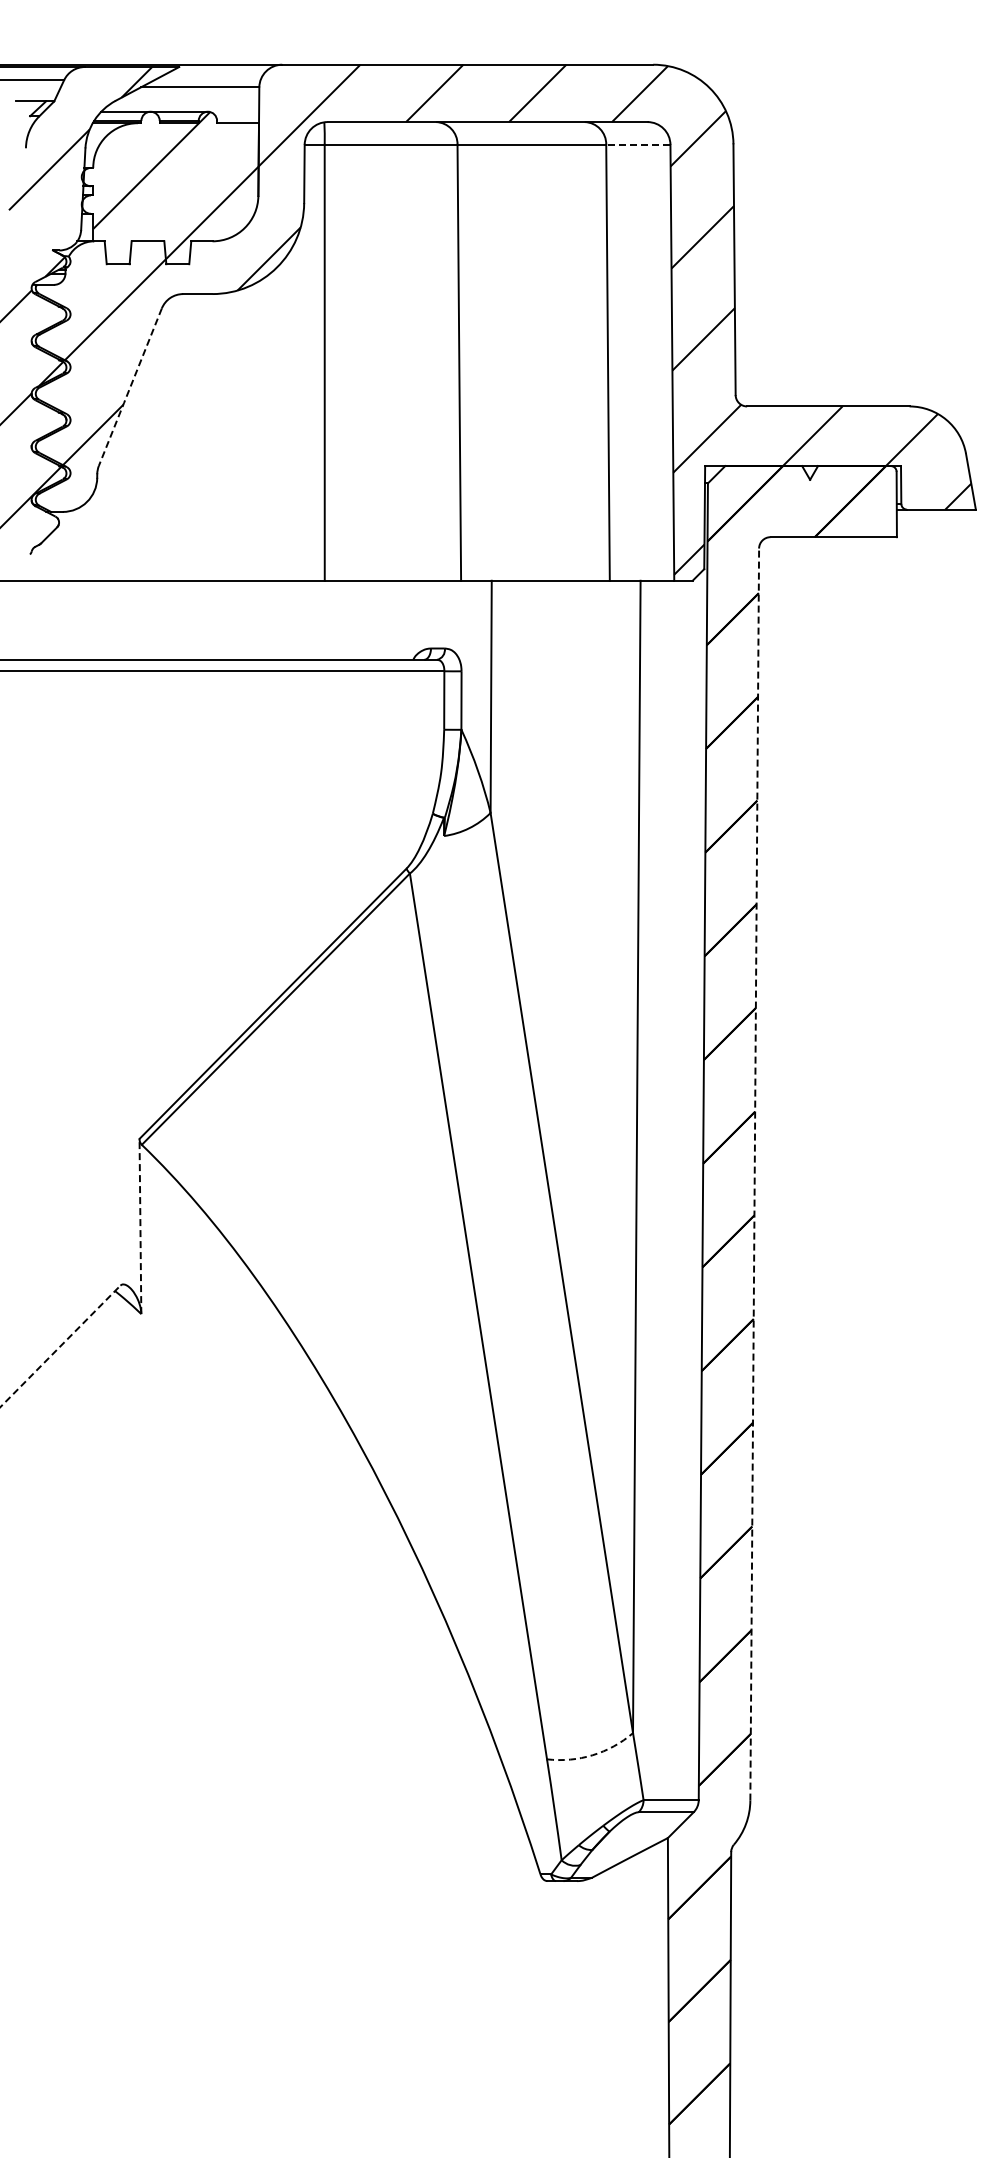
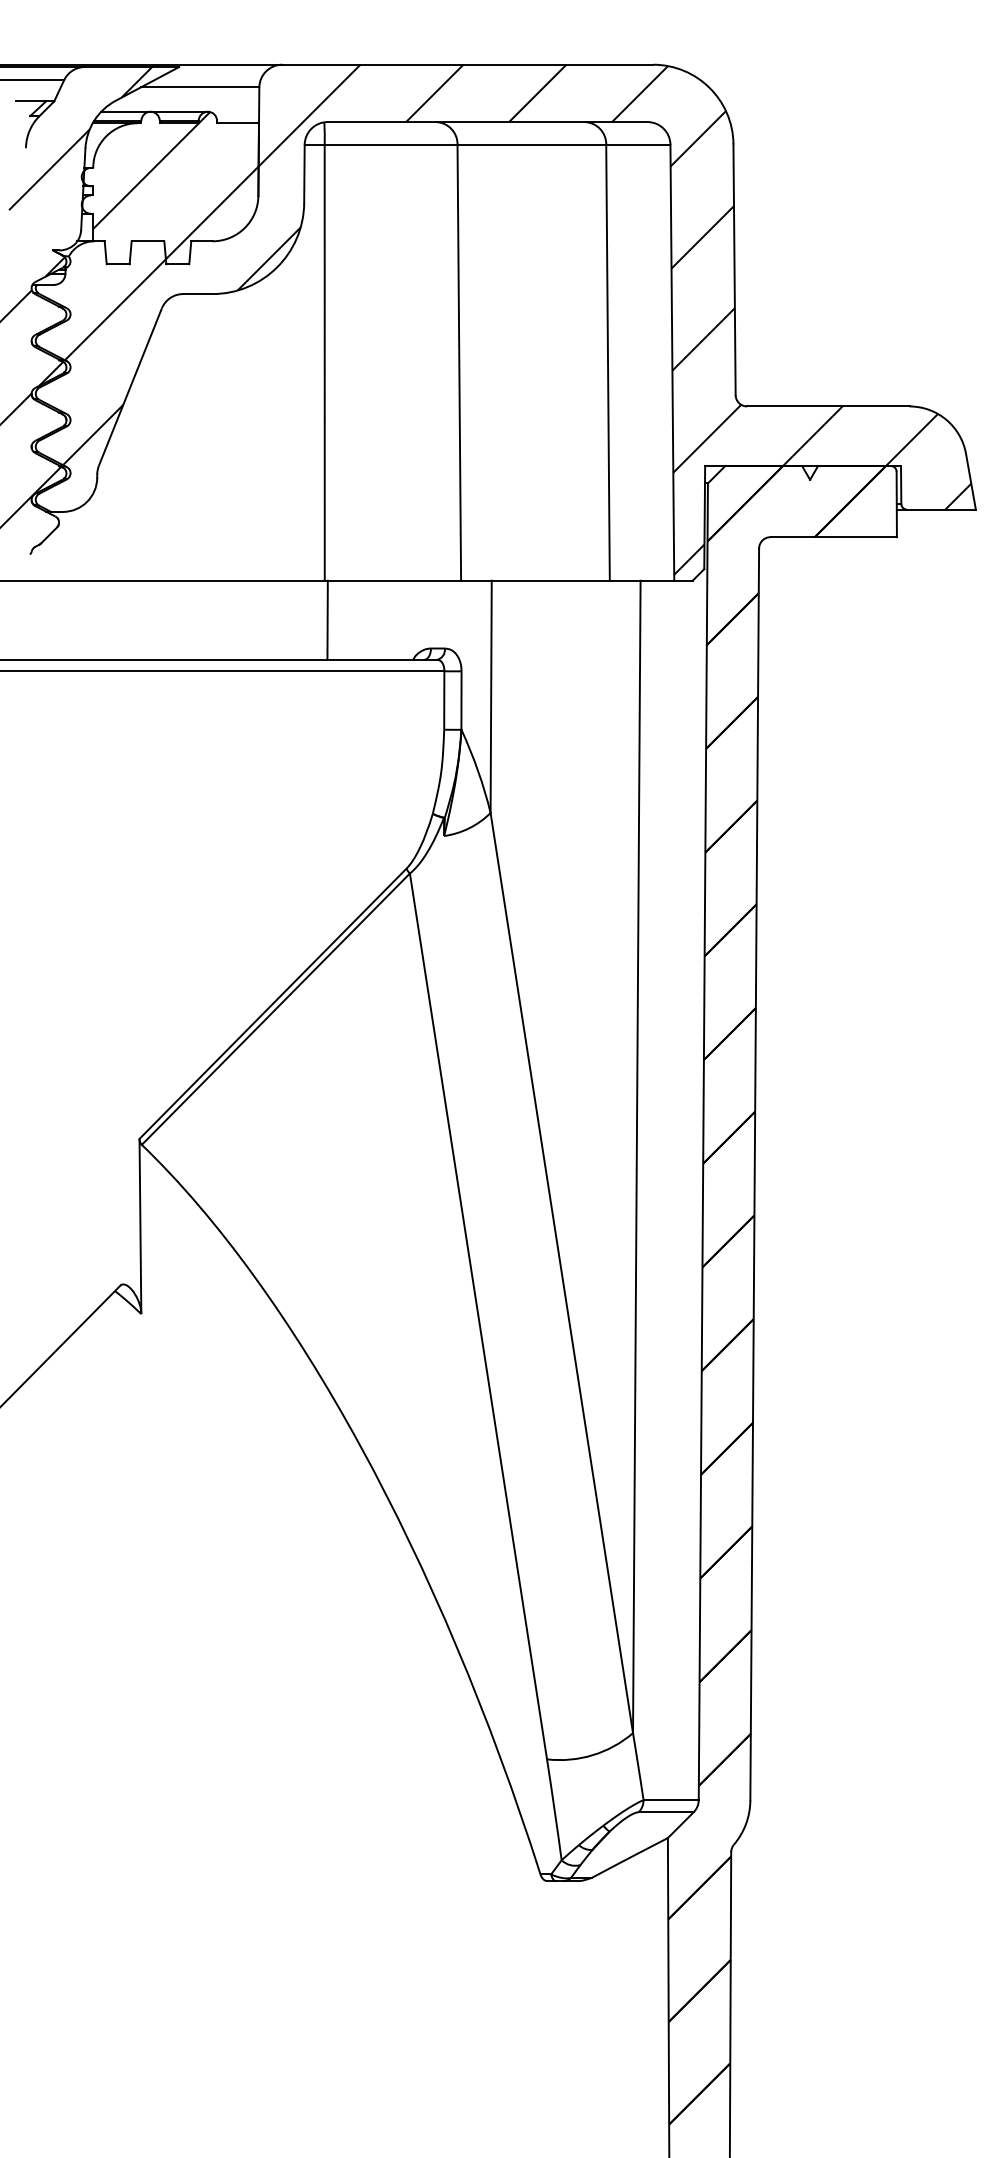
line: dashed -> solid (637, 144)
line: dashed -> solid (130, 387)
line: none -> present (327, 619)
line: dashed -> solid (754, 1174)
line: dashed -> solid (140, 1227)
line: dashed -> solid (60, 1346)
arc: dashed -> solid (592, 1755)
